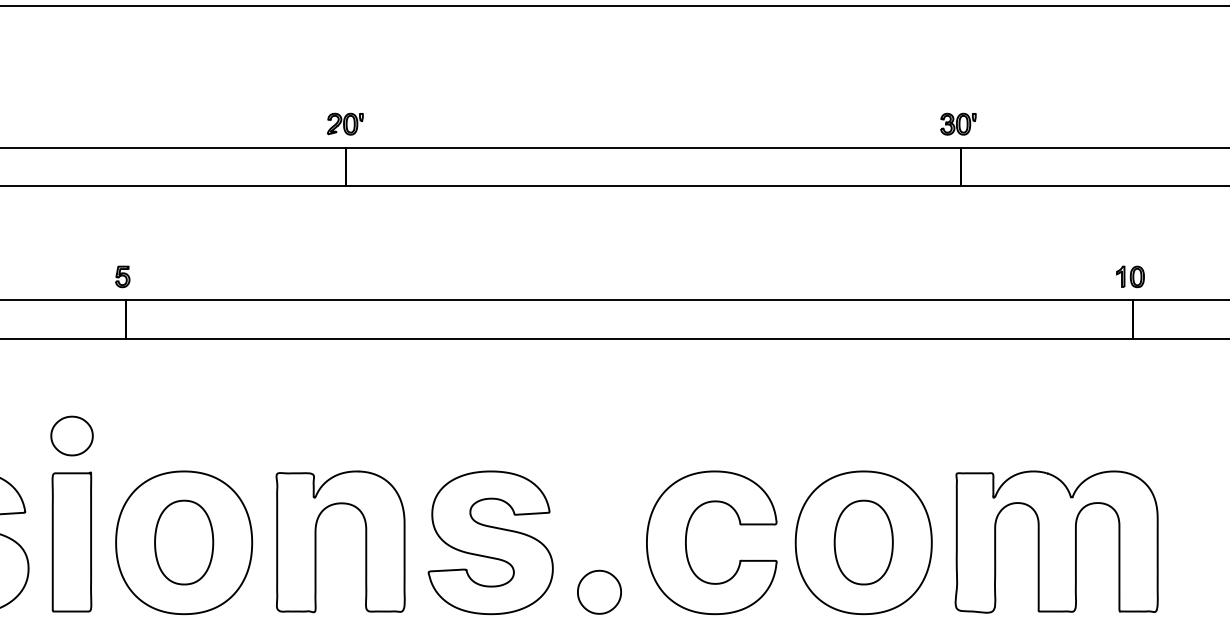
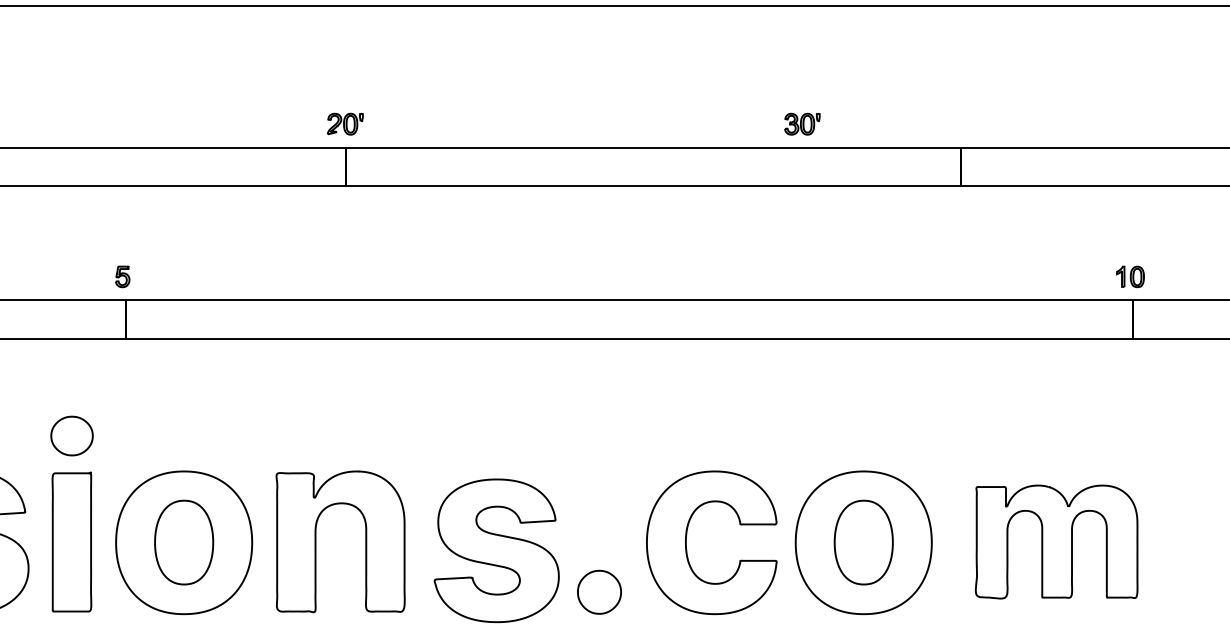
part position: (958, 123) -> (802, 123) (802, 123)
part size: 205x144 px -> 165x116 px (1056, 541)
part position: (490, 542) -> (496, 550) (496, 550)
